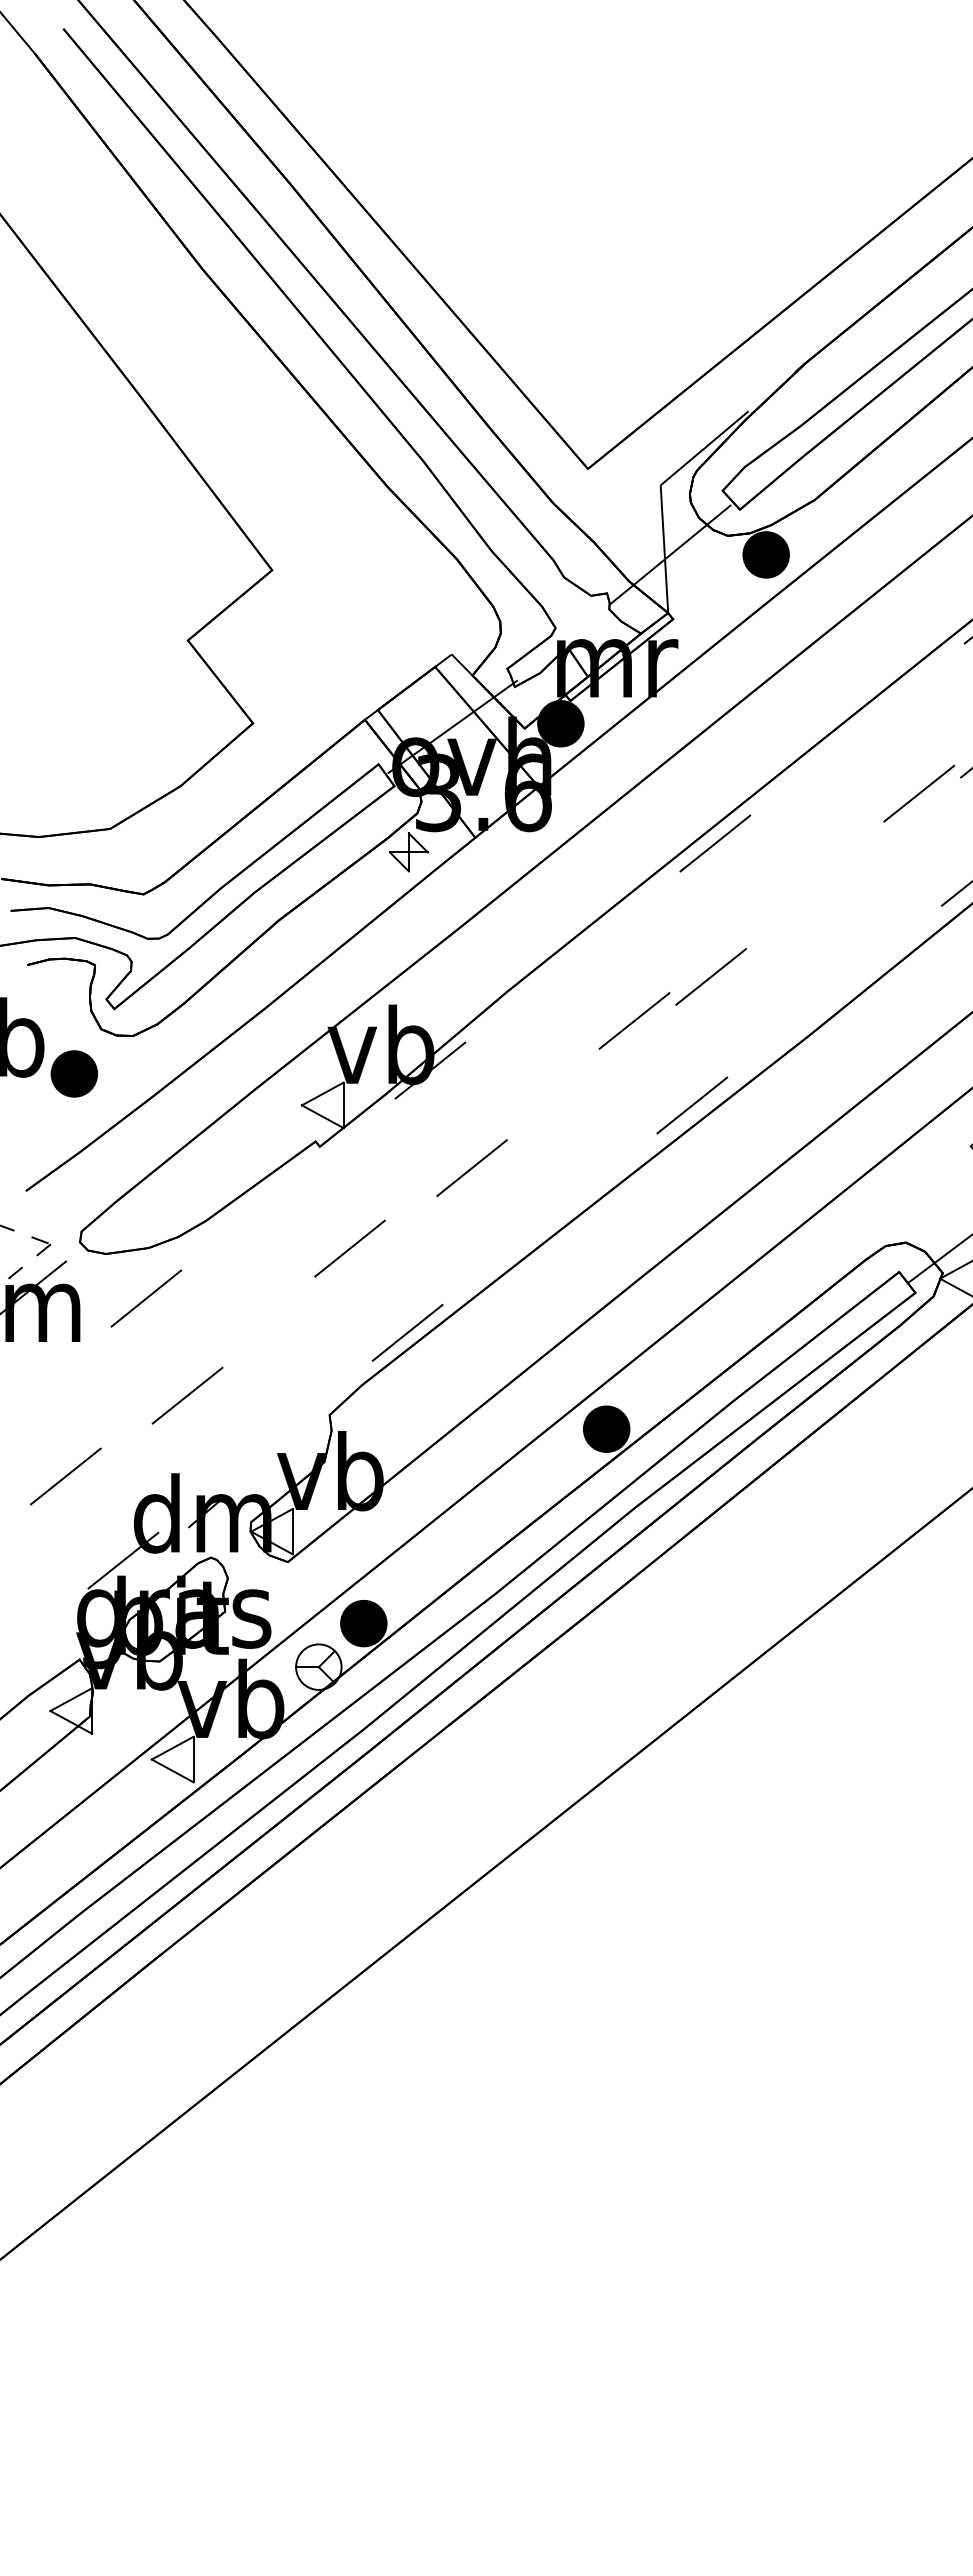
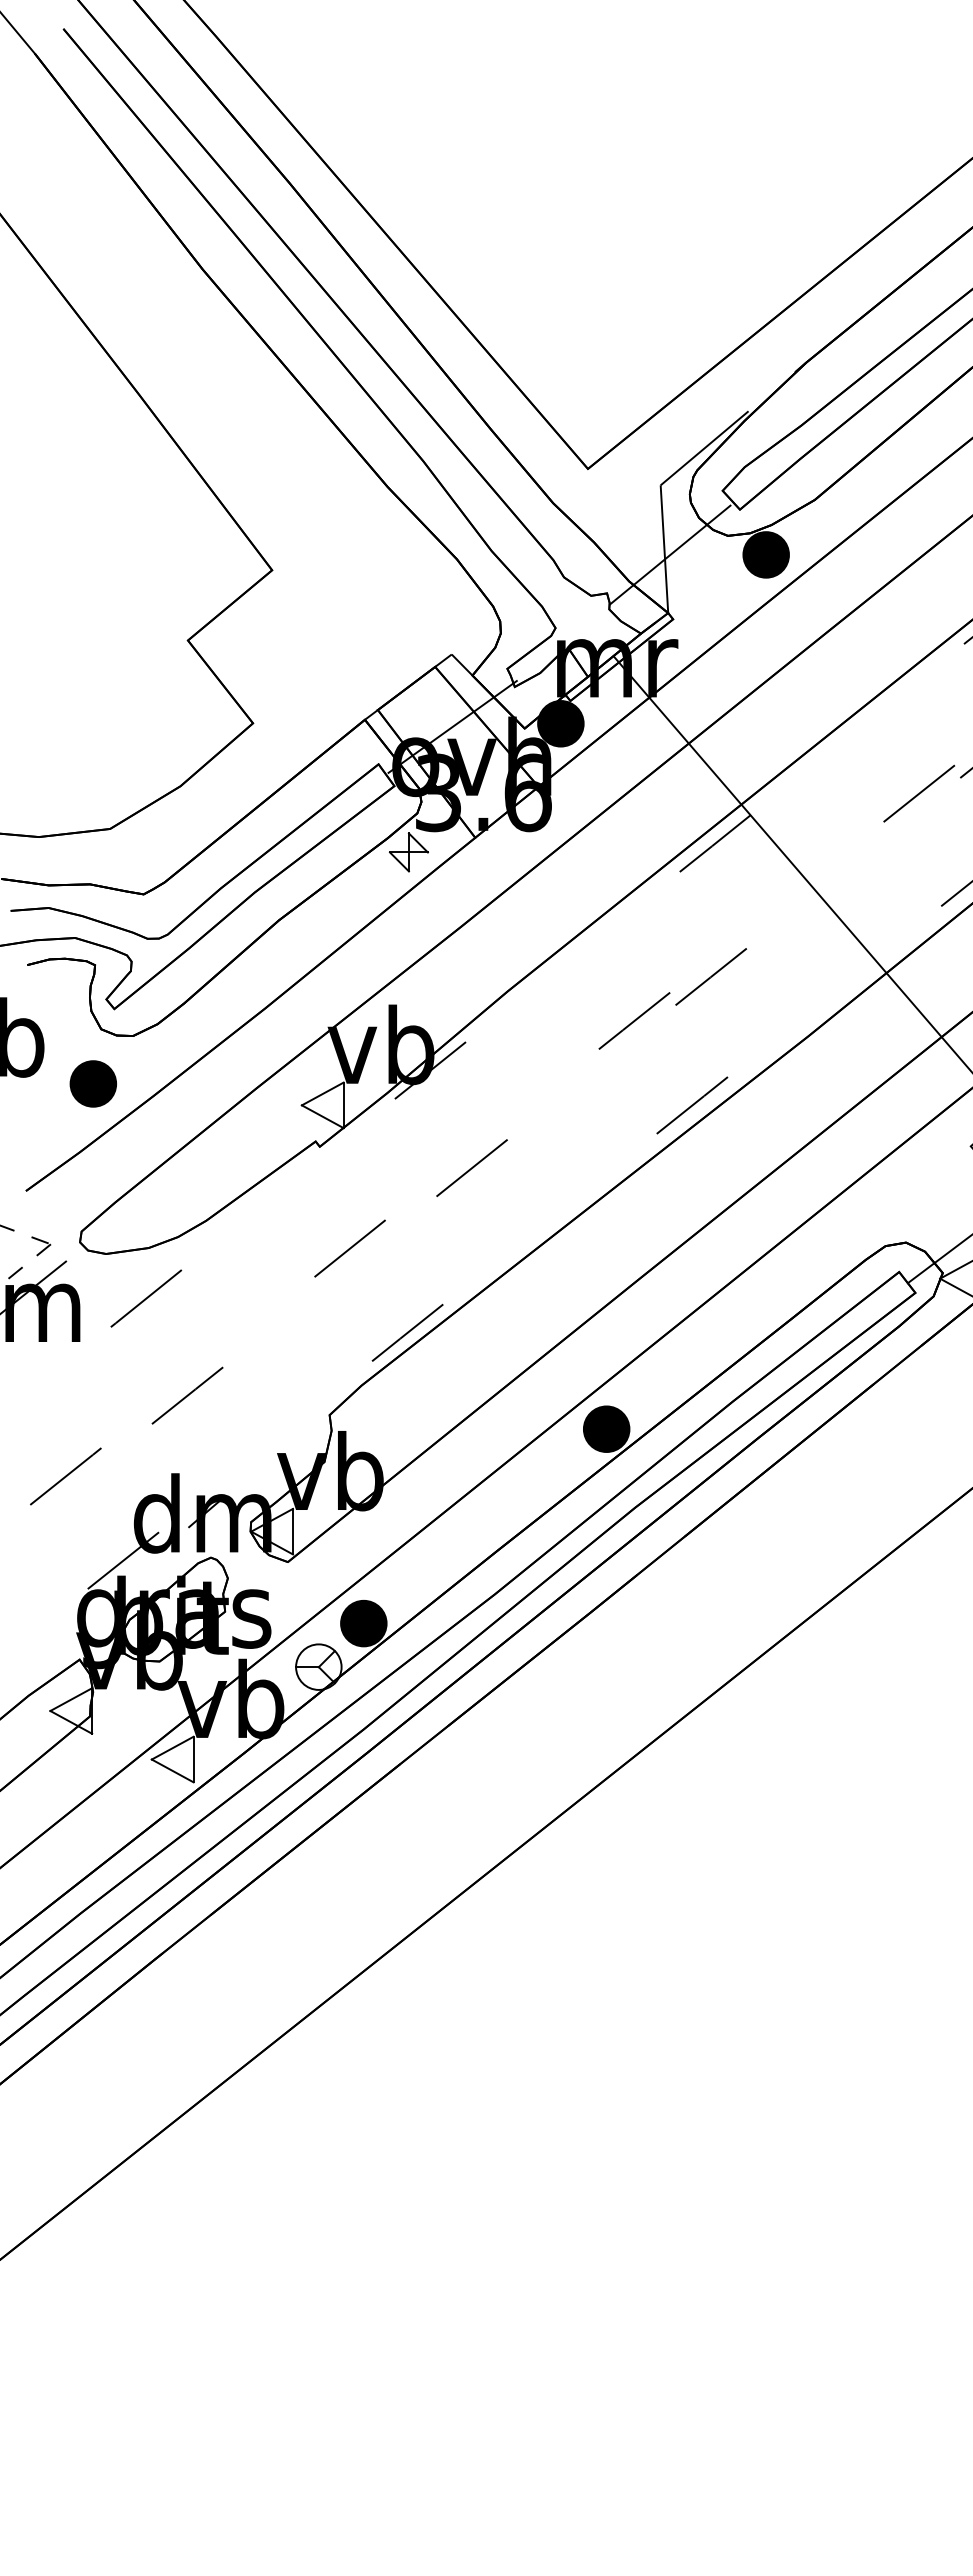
line: none -> present (791, 862)
part position: (73, 1073) -> (92, 1083) (92, 1083)
